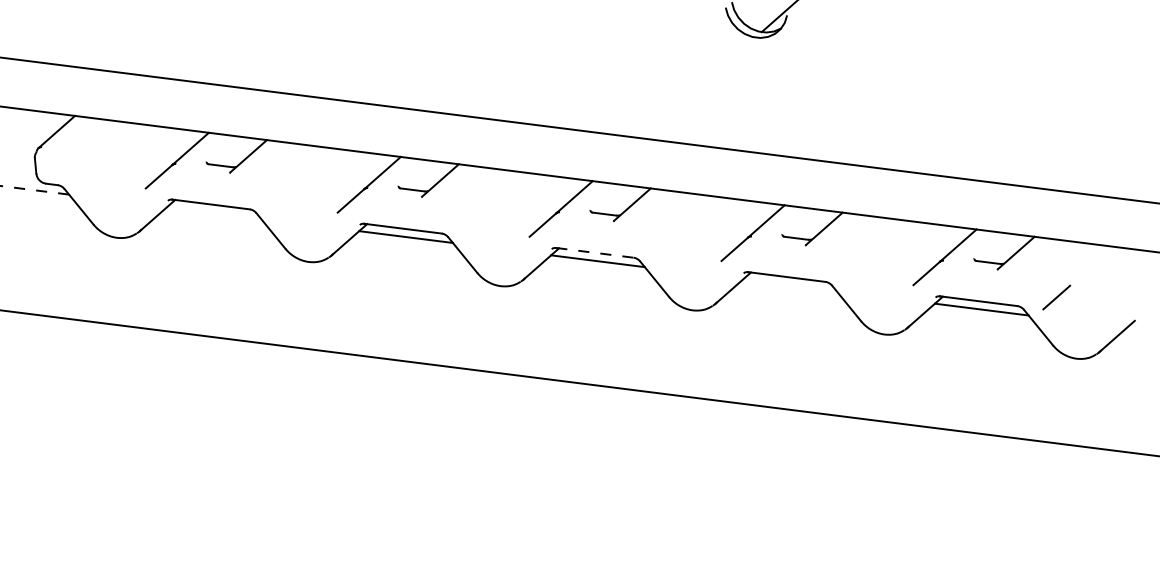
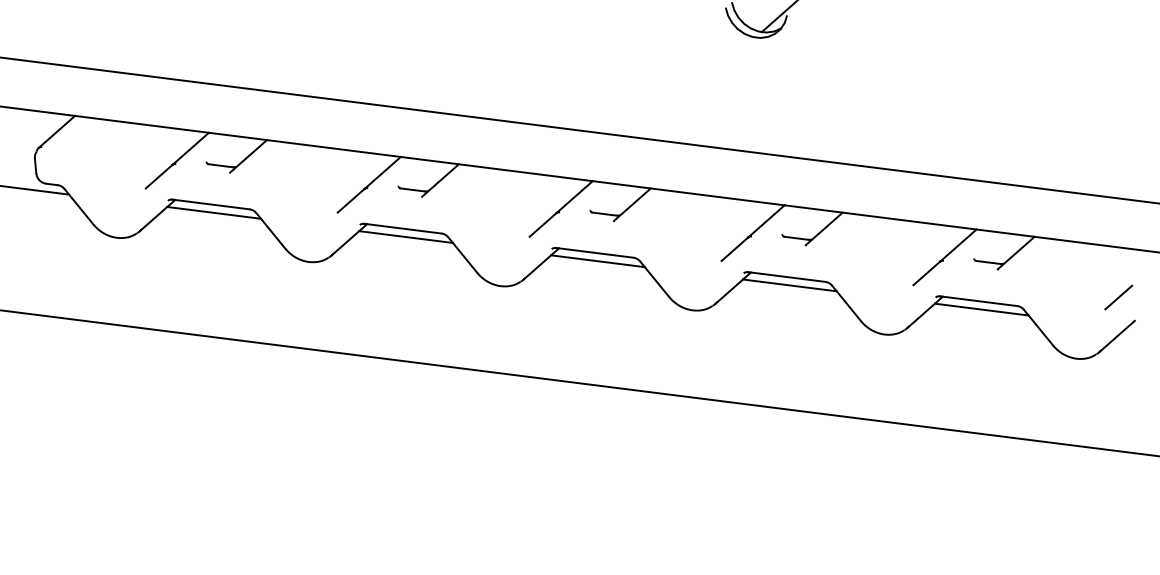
line: dashed -> solid (34, 190)
line: none -> present (214, 212)
line: dashed -> solid (594, 252)
line: none -> present (789, 285)
line position: (1056, 297) -> (1118, 297) (1118, 297)
